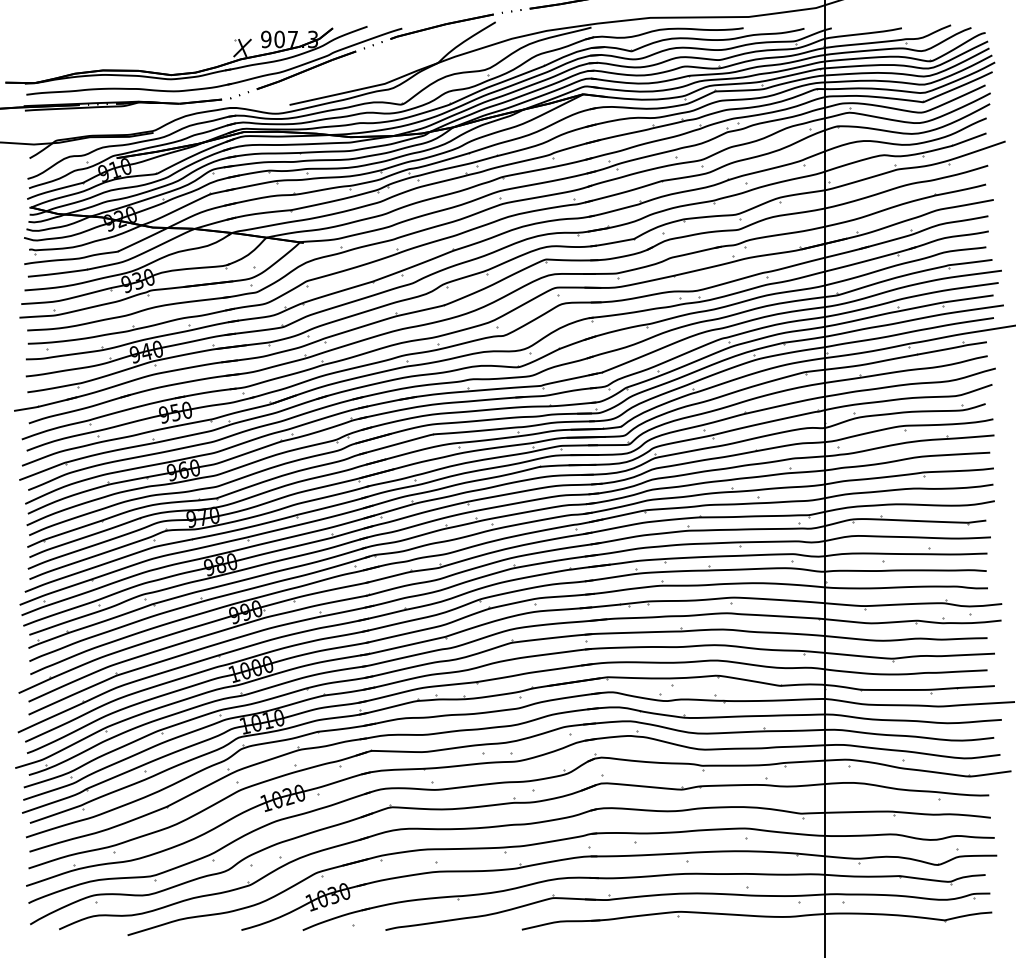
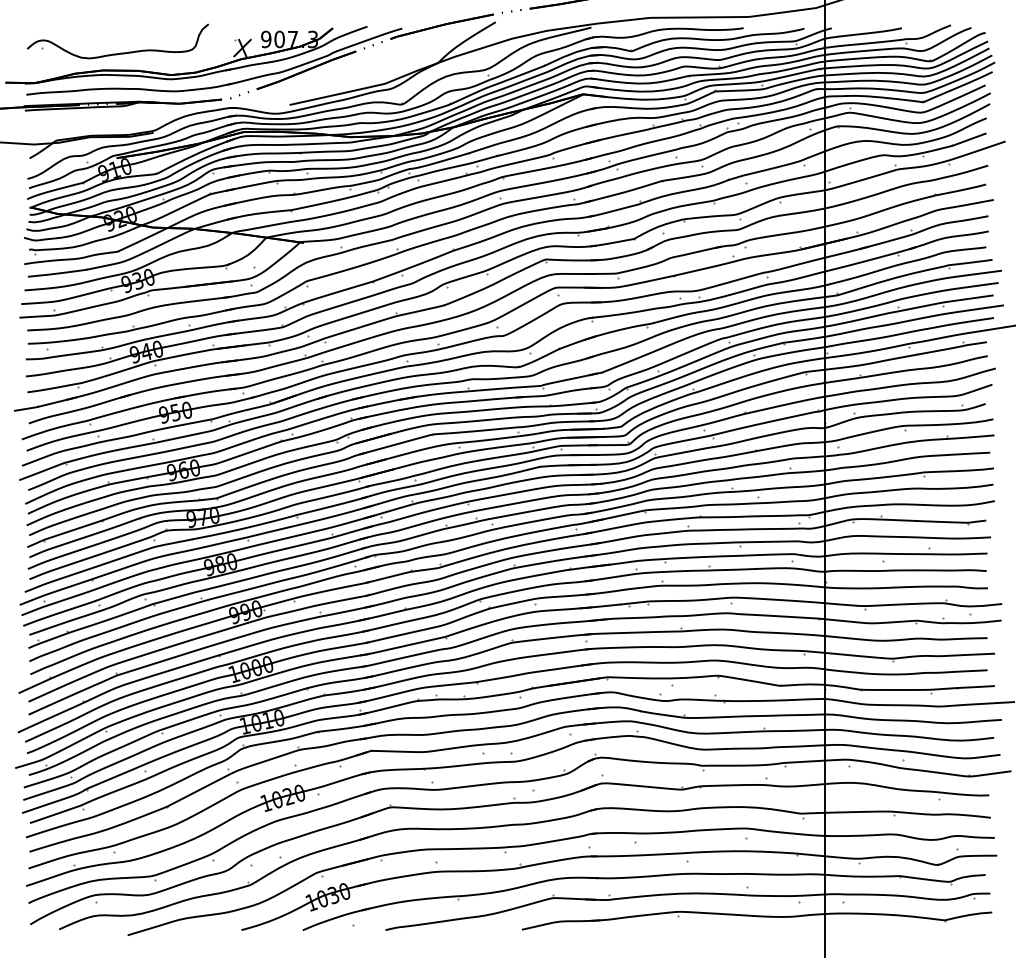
part: none -> present (120, 52)
